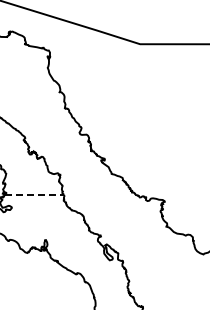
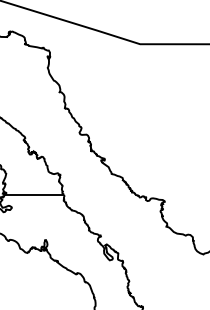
line: dashed -> solid (35, 194)
